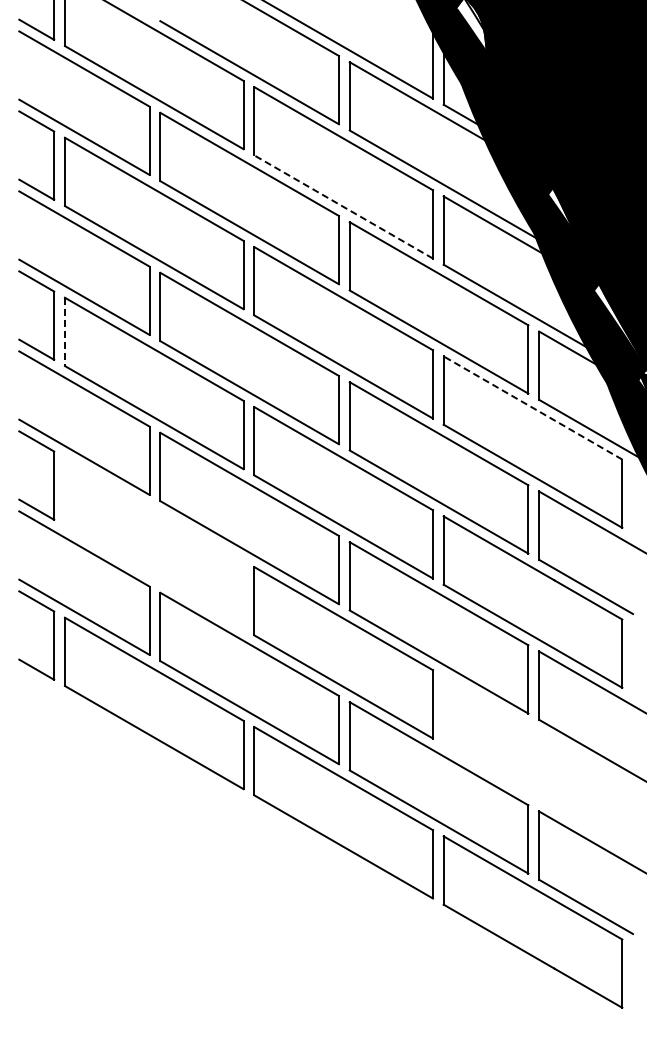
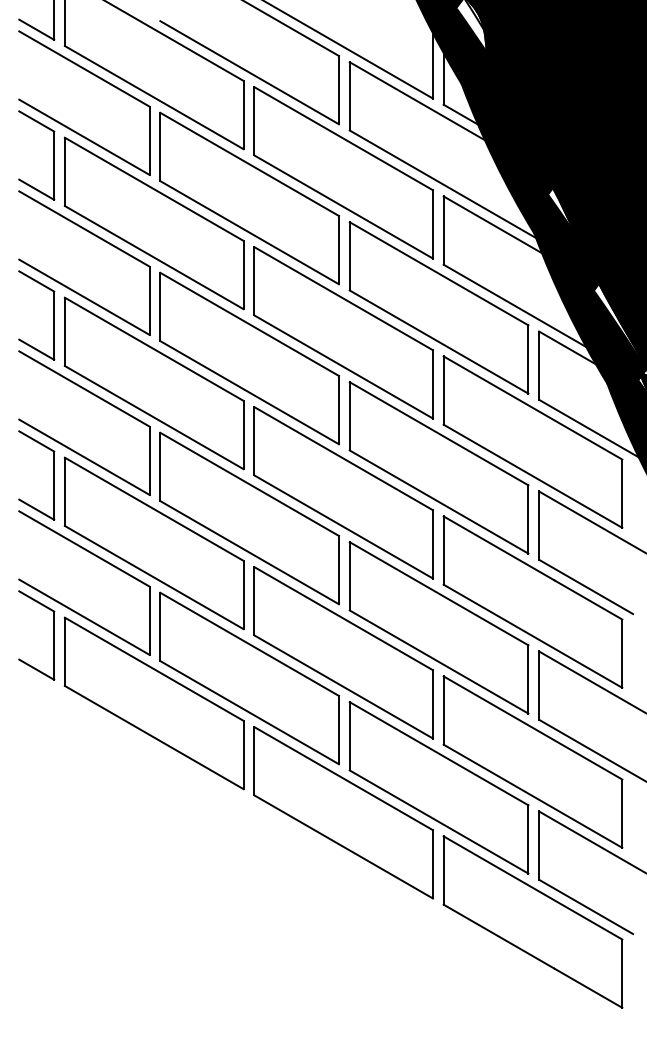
line: dashed -> solid (343, 206)
line: dashed -> solid (64, 332)
line: dashed -> solid (532, 407)
part: none -> present (153, 543)
part: none -> present (532, 761)
